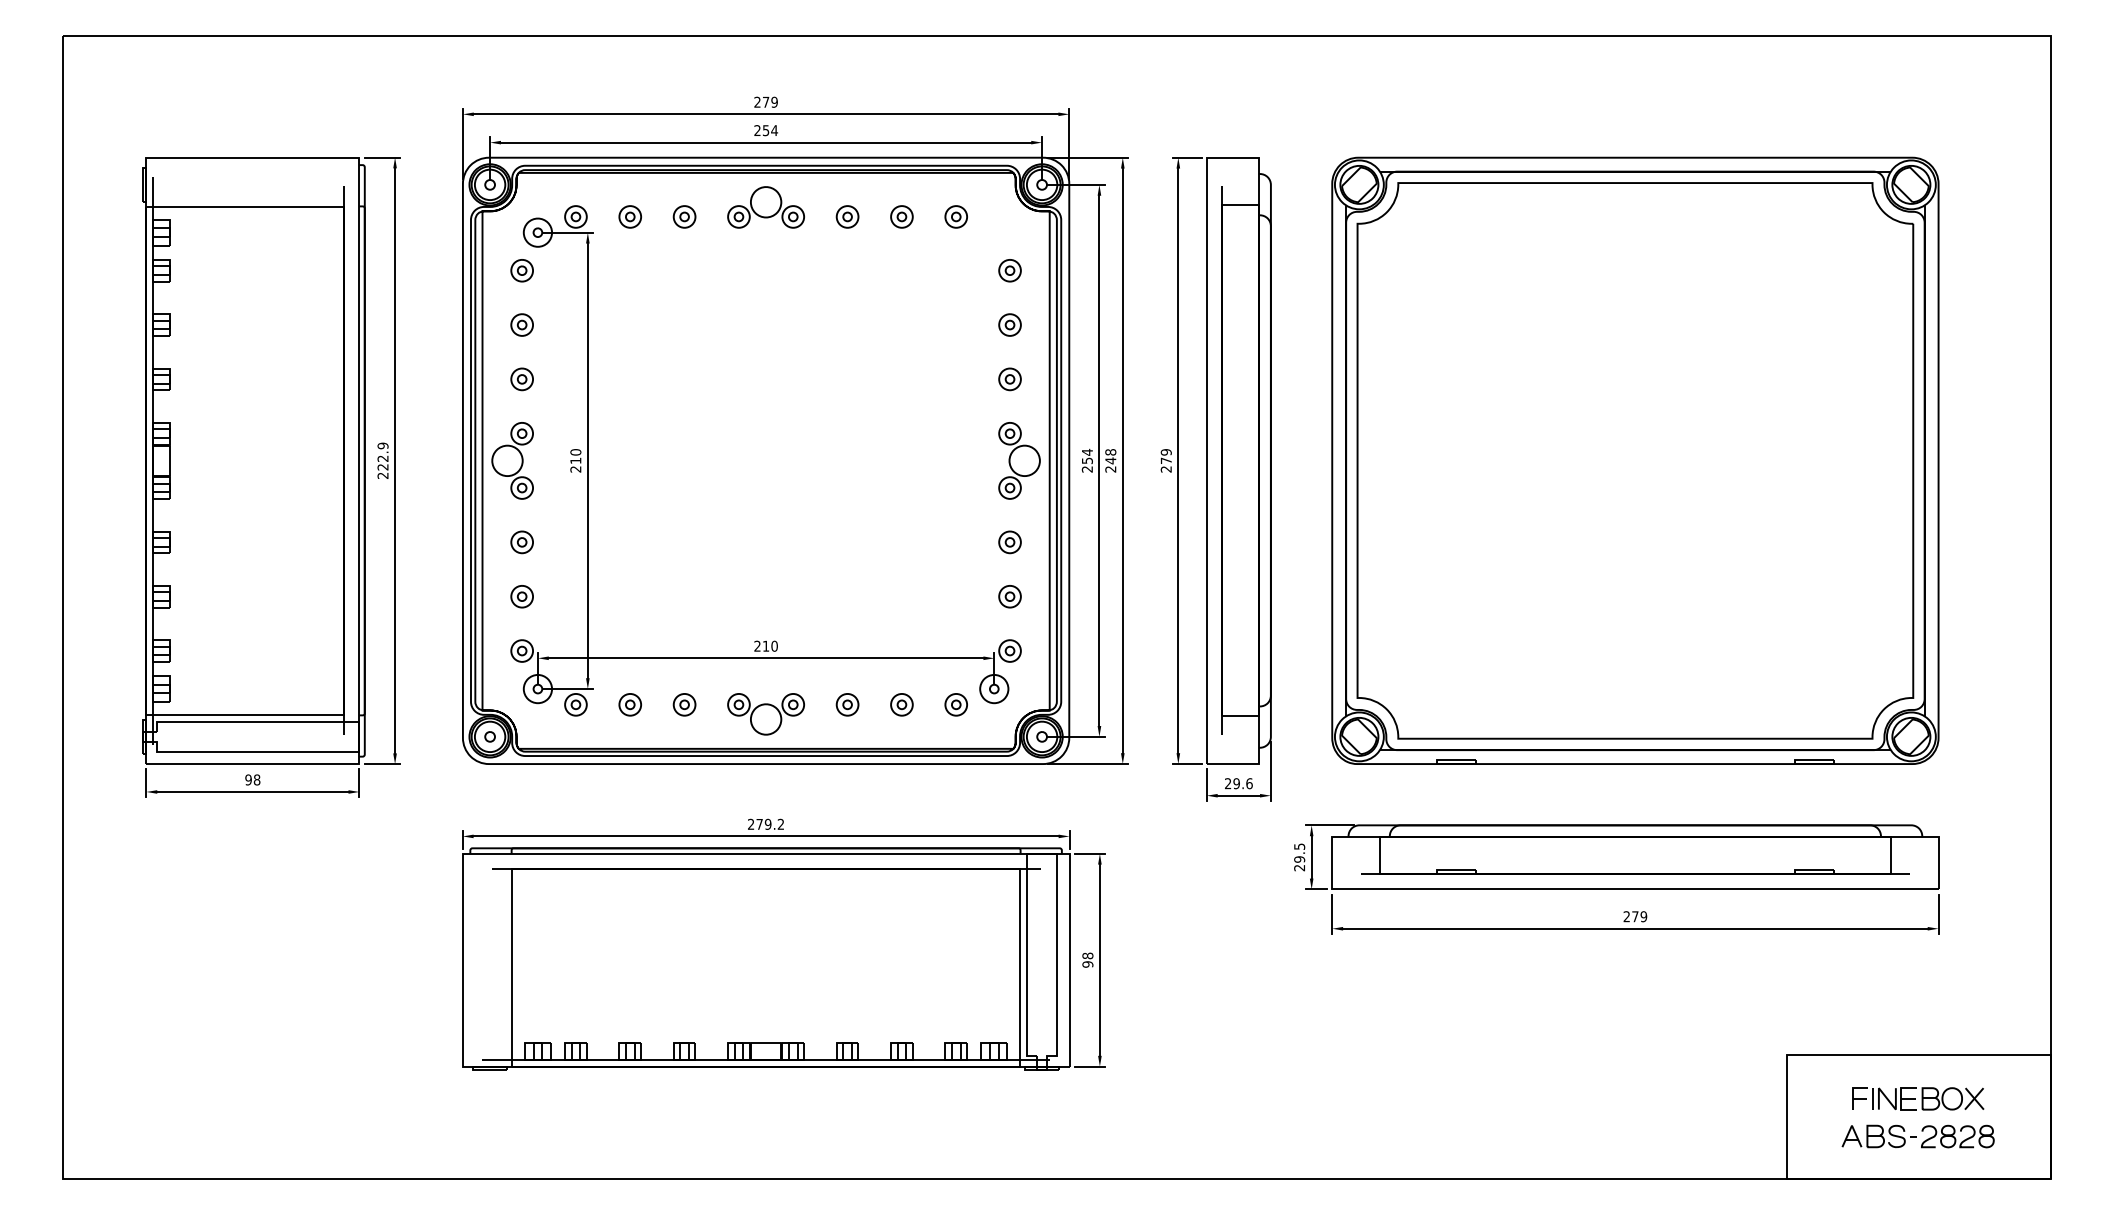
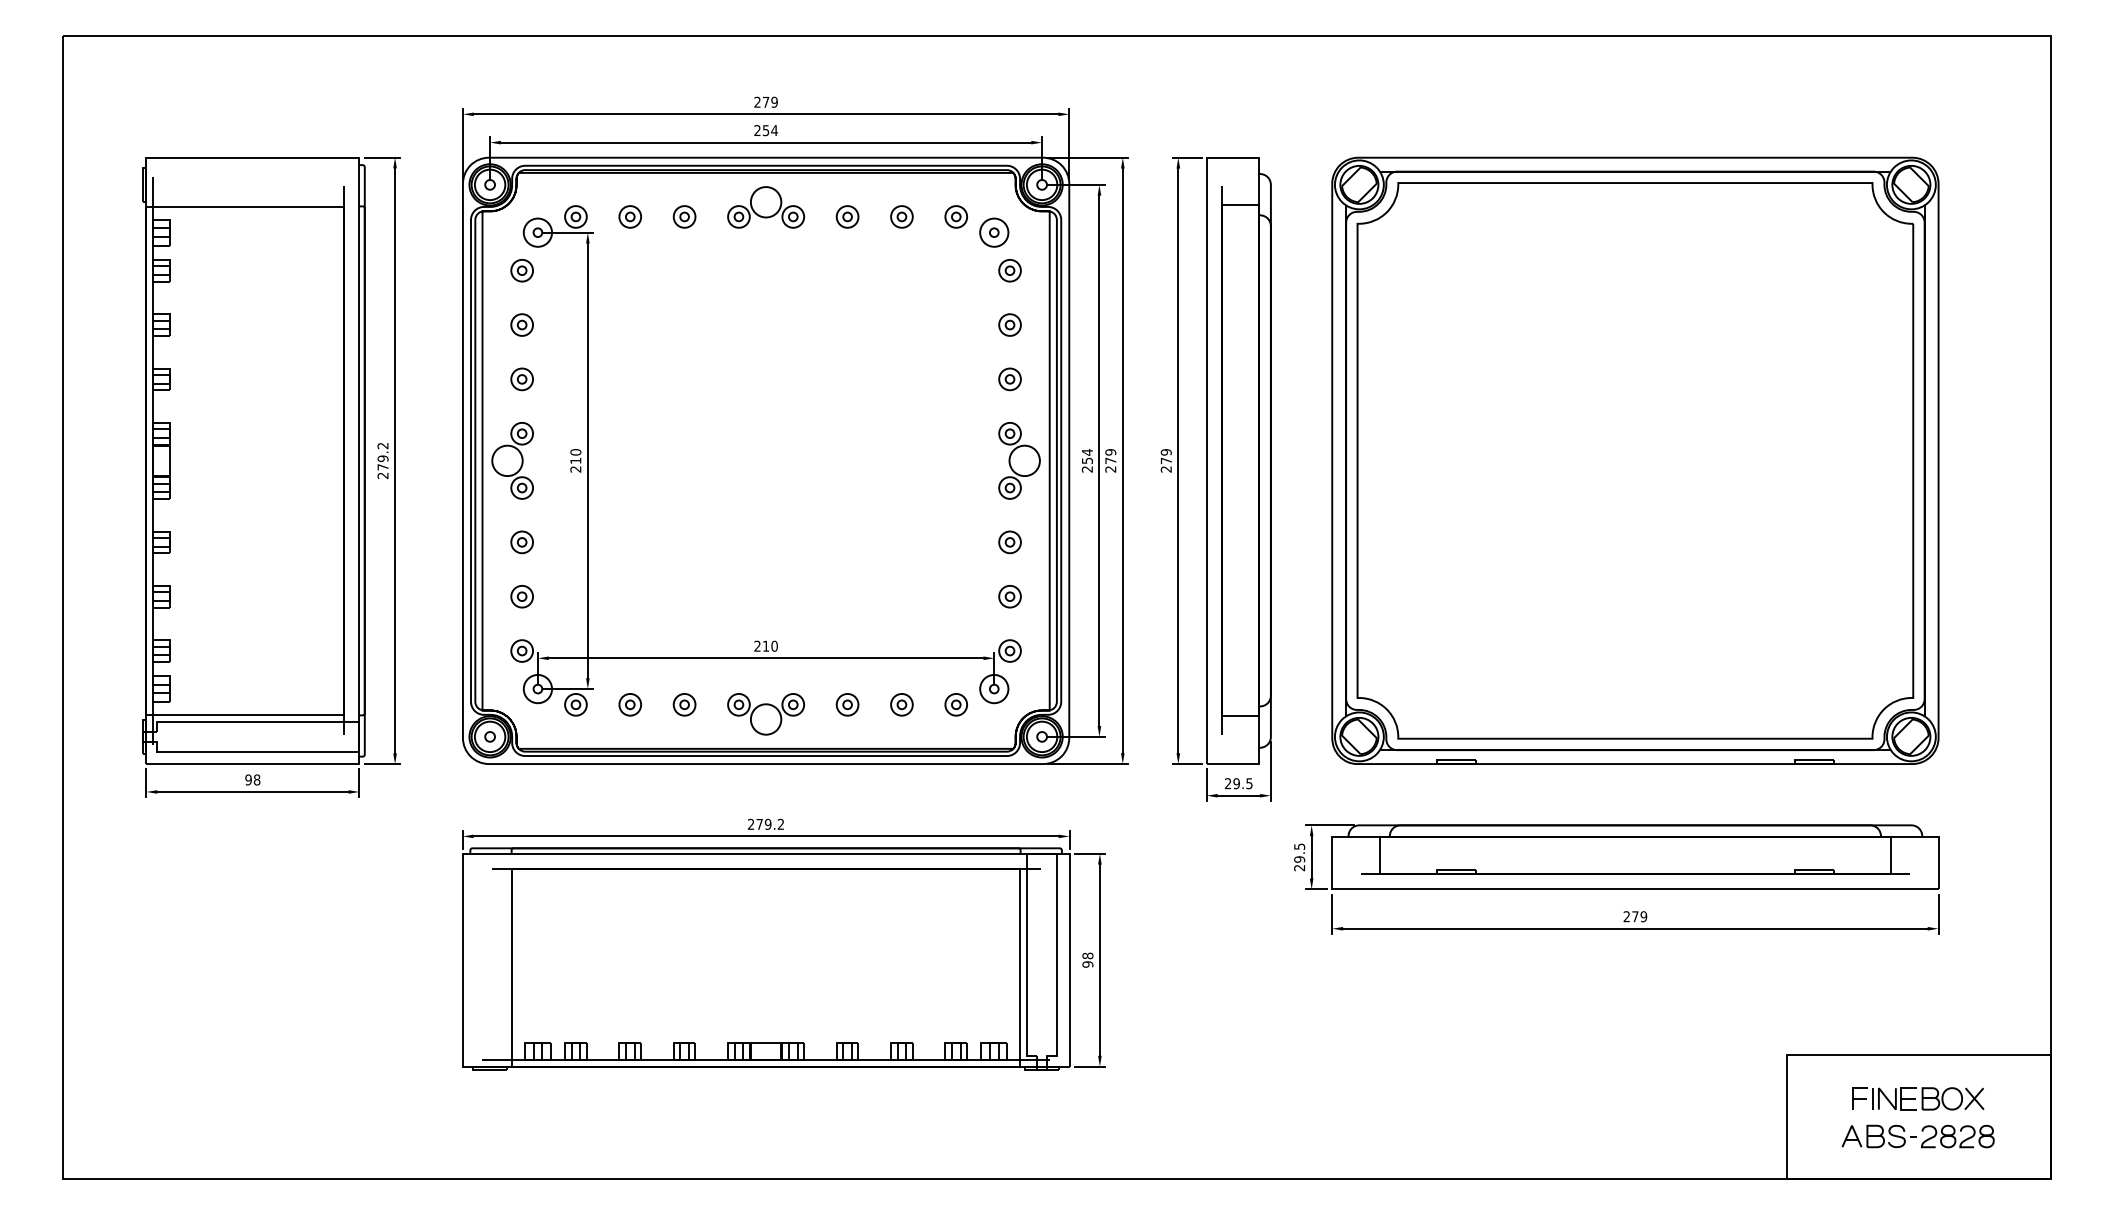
part: none -> present (994, 232)
text: 222.9 -> 279.2 (382, 456)
text: 248 -> 279 (1110, 456)
text: 29.6 -> 29.5 (1249, 783)
